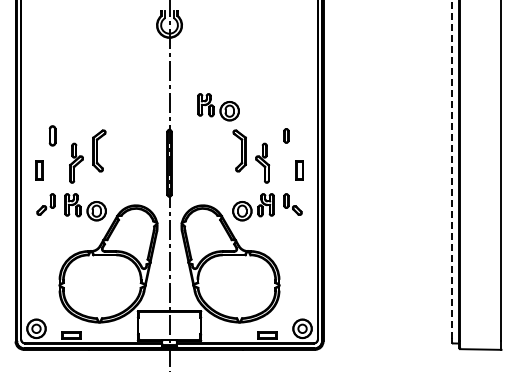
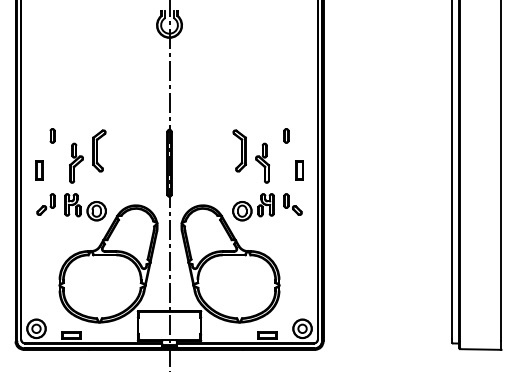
part: present -> none (218, 107)
part size: 9x22 px -> 7x16 px (52, 135)
line: dashed -> solid (452, 169)
